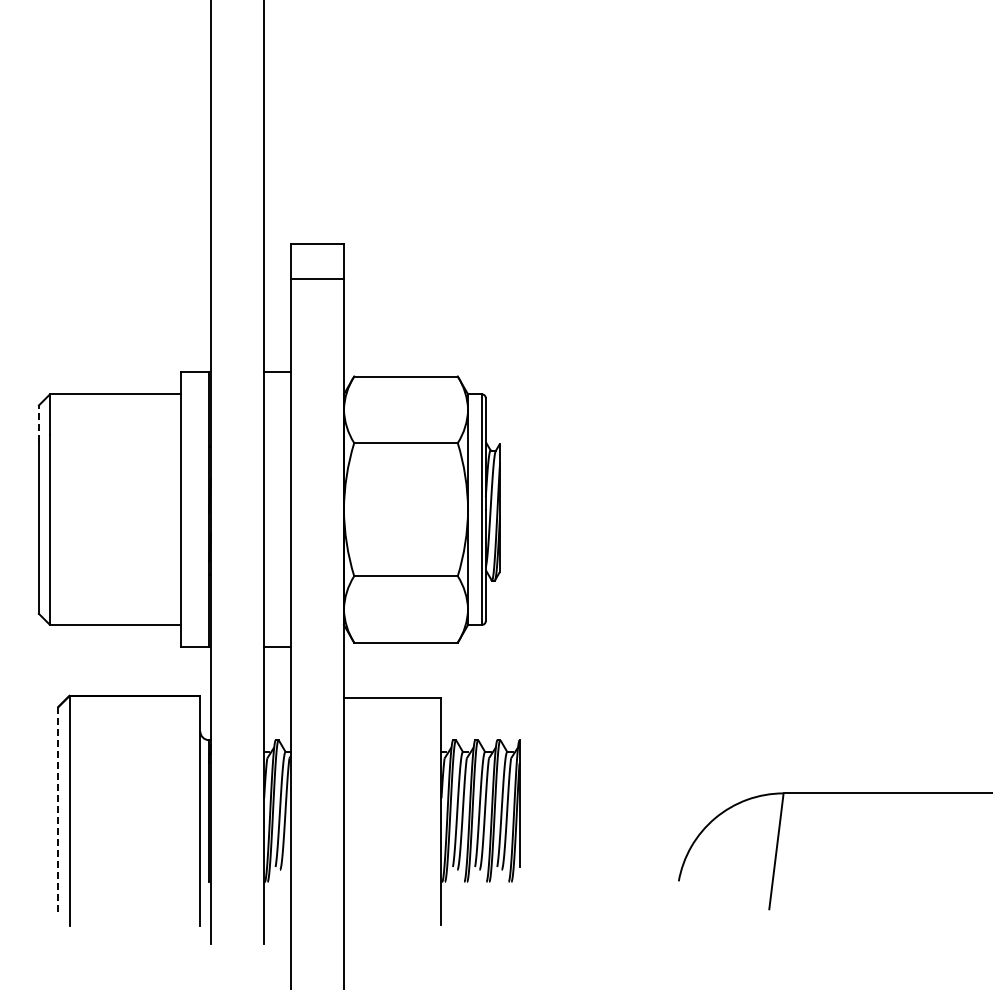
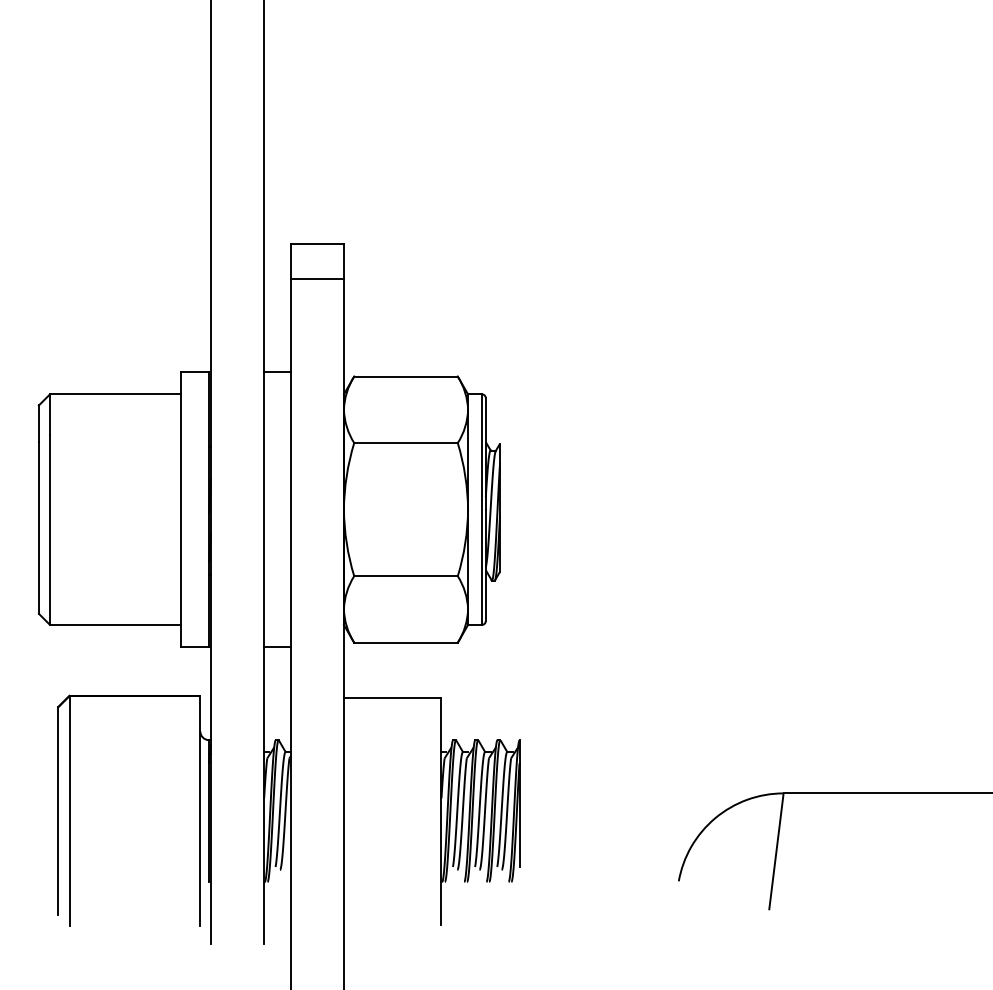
line: dashed -> solid (38, 423)
line: dashed -> solid (58, 811)
